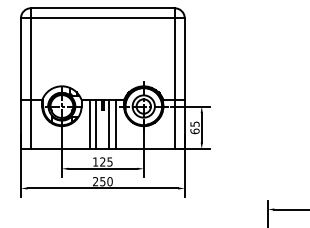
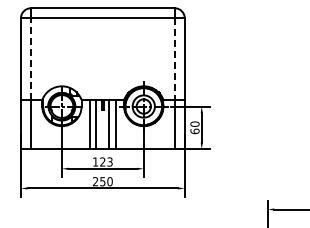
line: solid -> dashed (30, 59)
line: solid -> dashed (174, 59)
text: 65 -> 60 (194, 123)
text: 125 -> 123 (109, 161)
